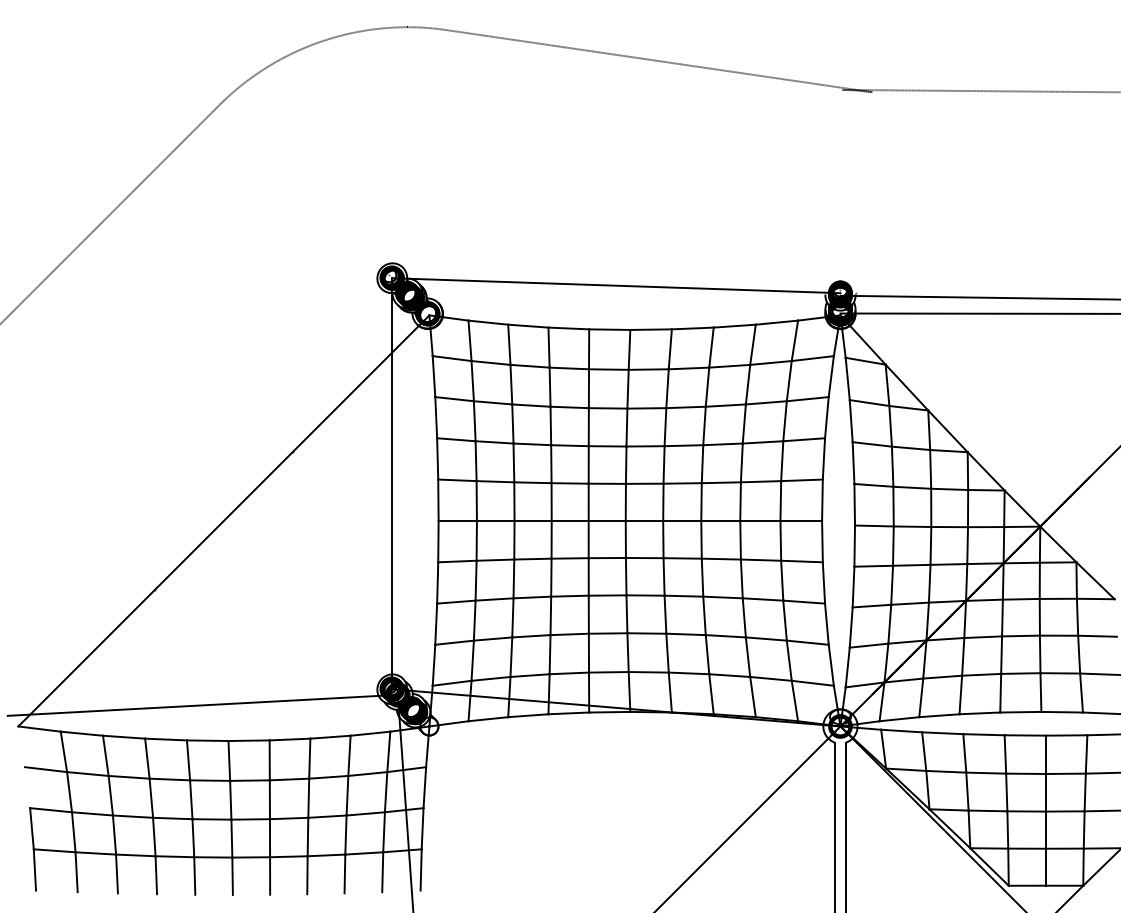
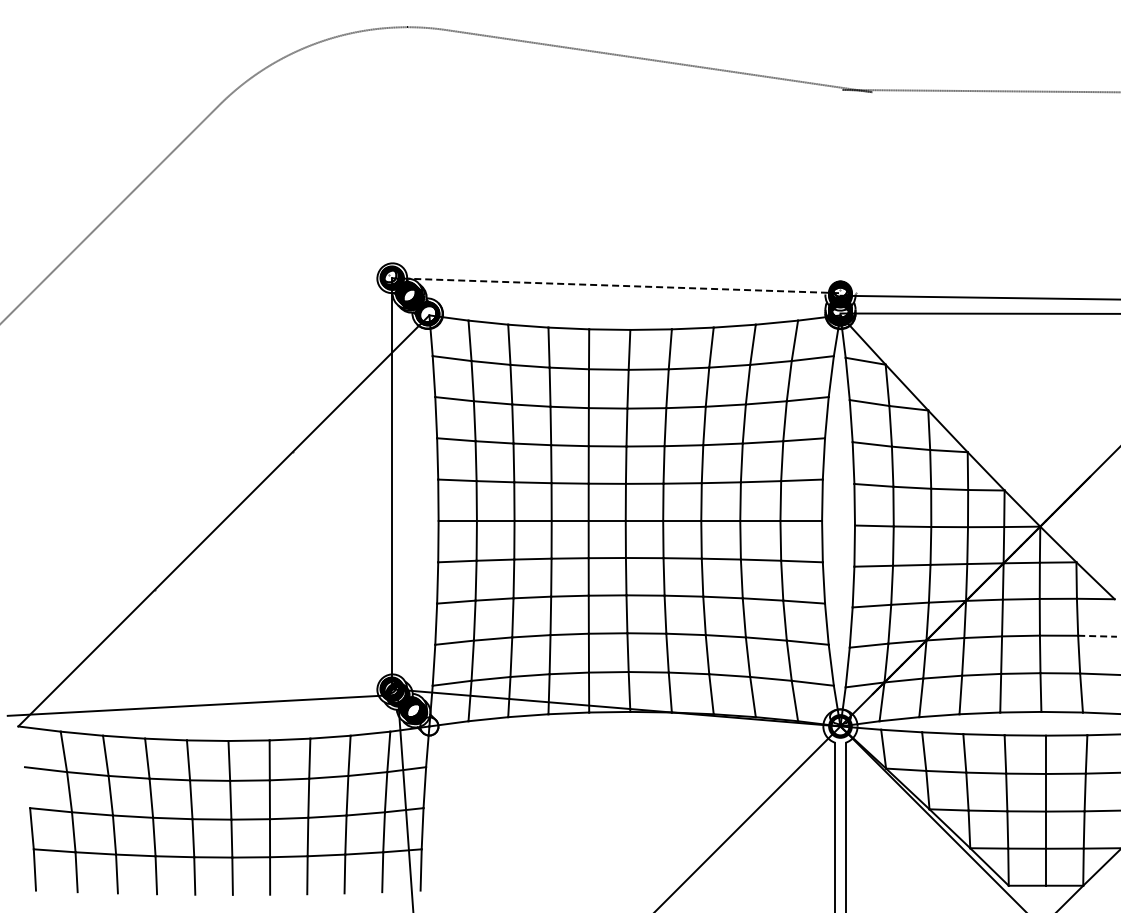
line: solid -> dashed (616, 285)
line: solid -> dashed (1098, 636)
